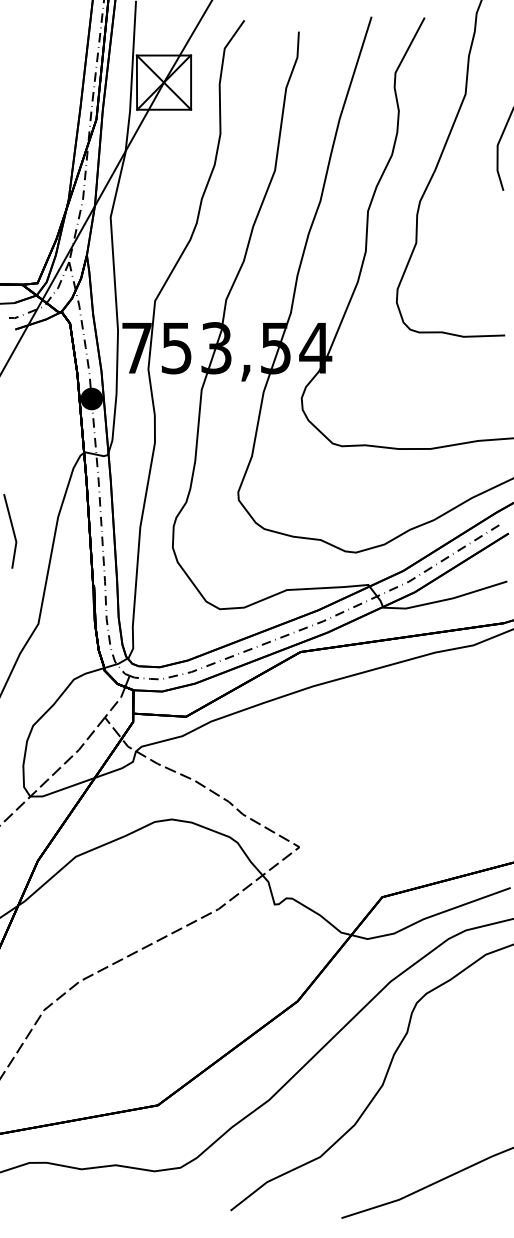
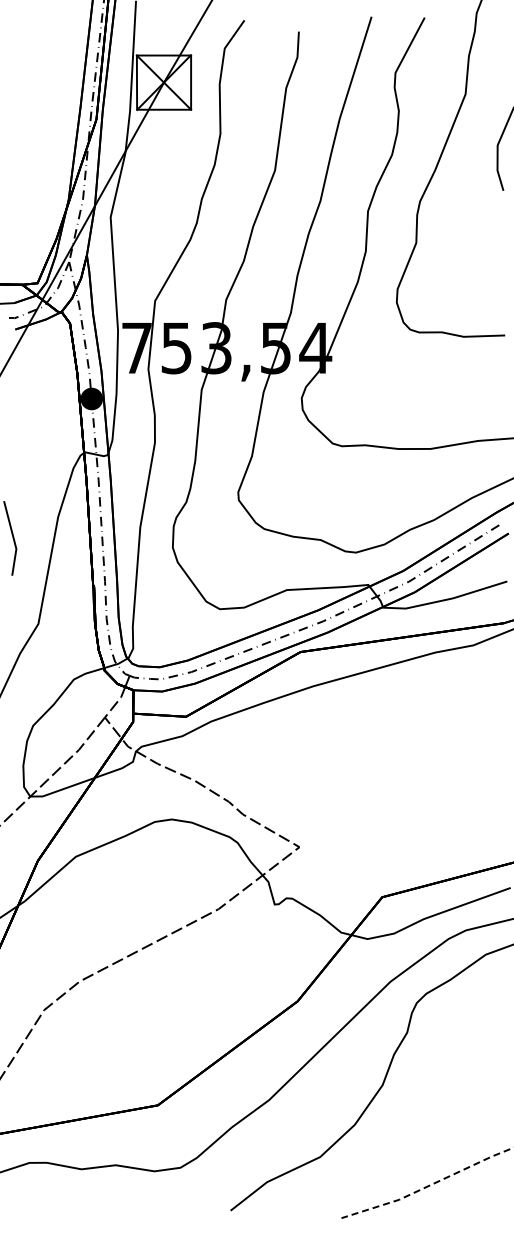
line position: (12, 531) -> (12, 538) (12, 538)
line: solid -> dashed (428, 1186)
